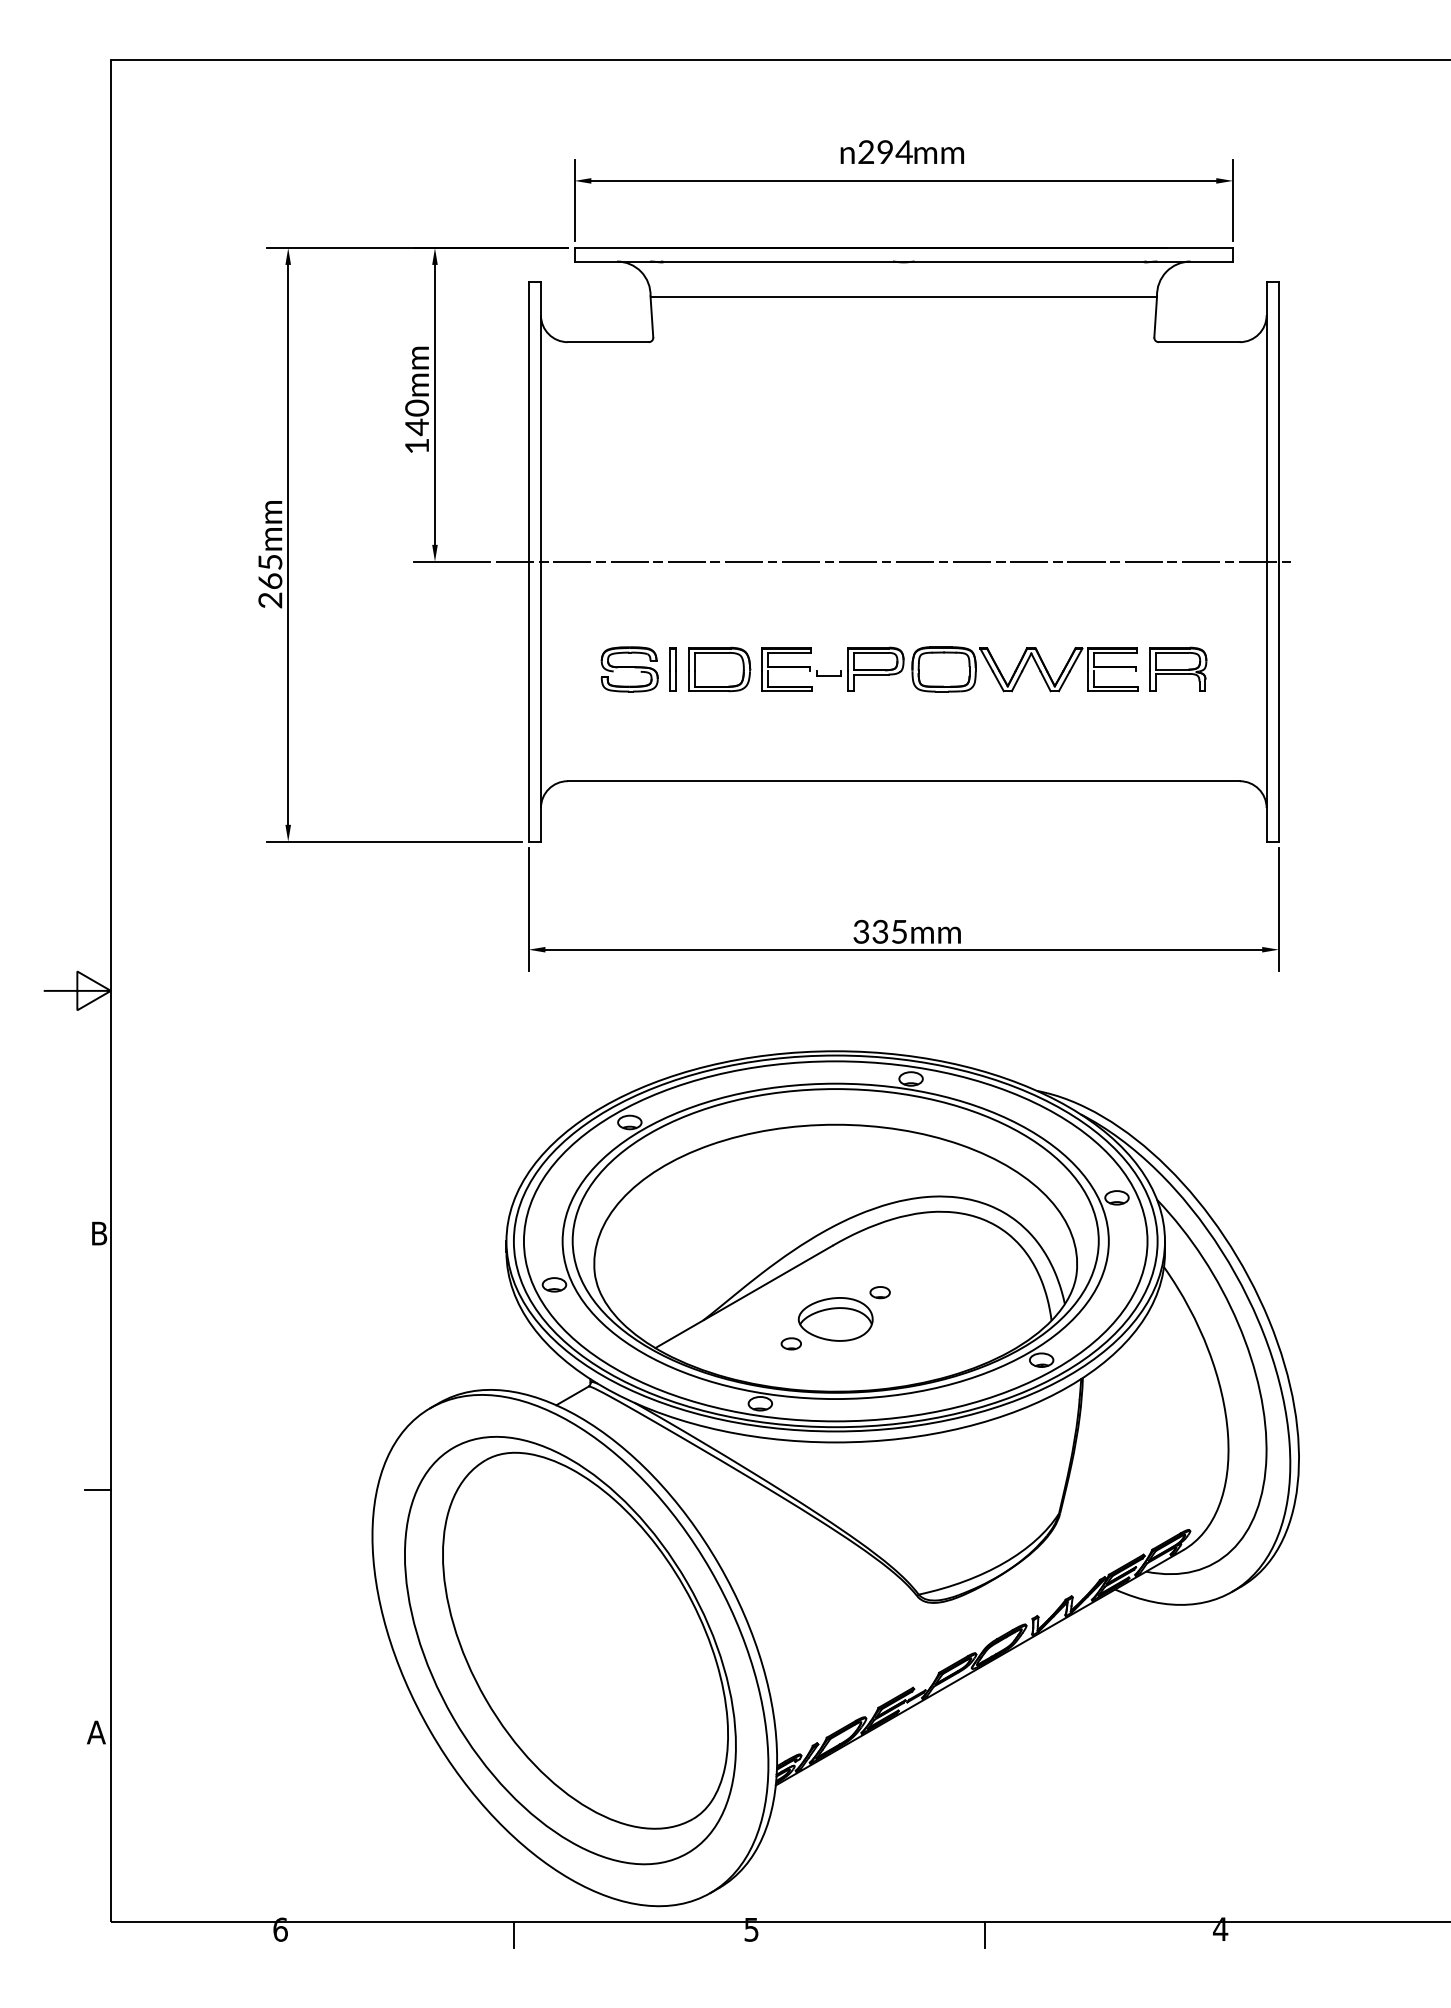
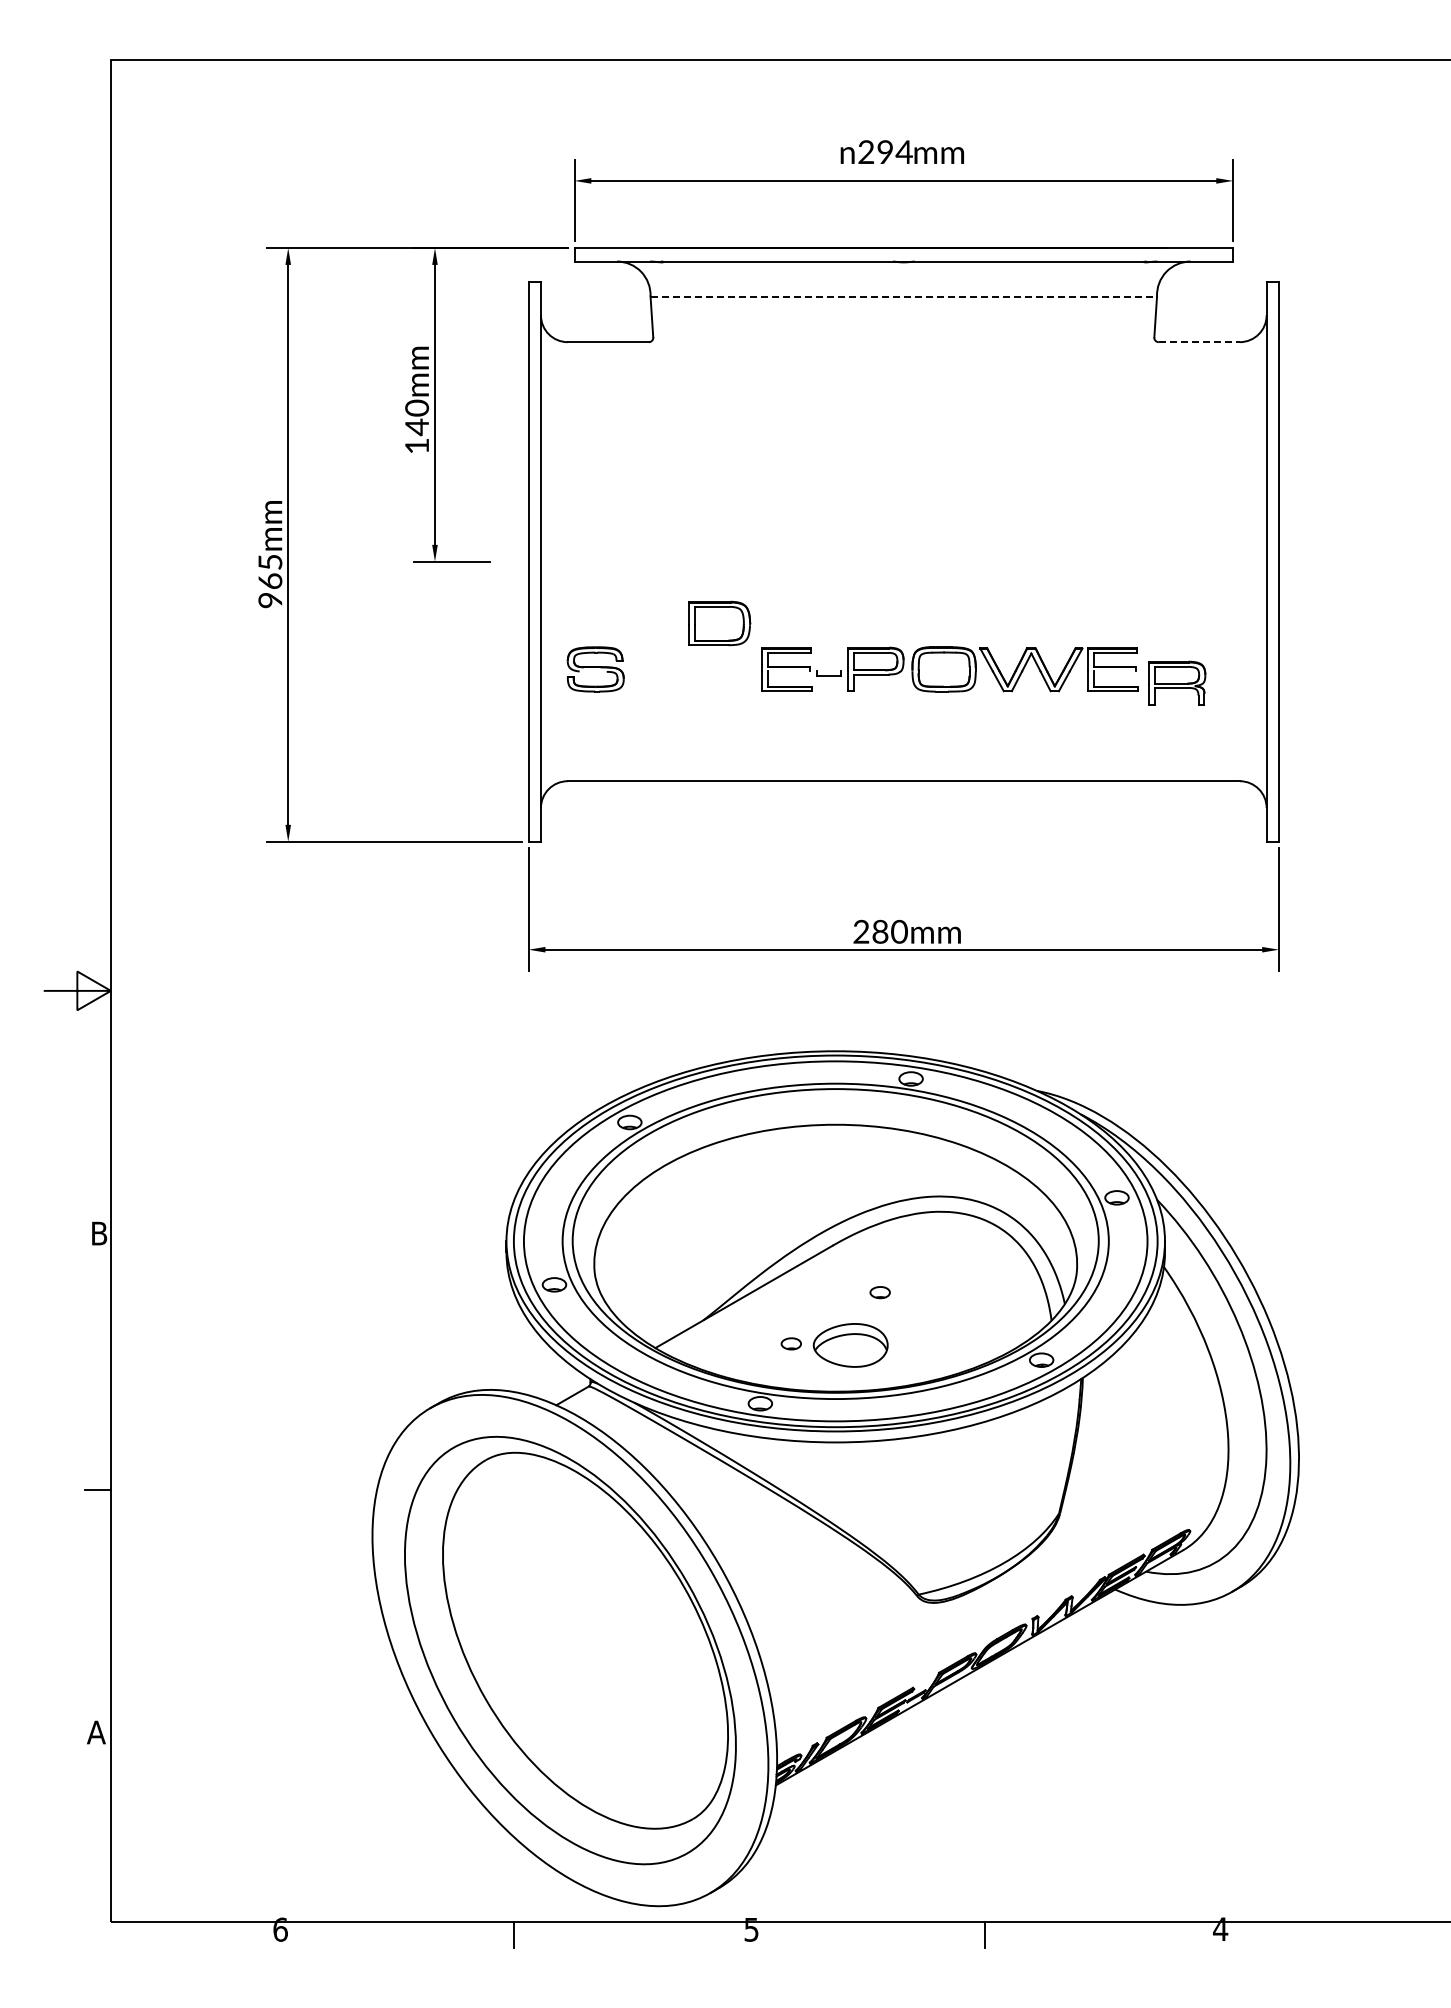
line: solid -> dashed (904, 296)
line: solid -> dashed (1199, 342)
line: present -> none (895, 561)
text: 265mm -> 965mm (270, 600)
part position: (1178, 668) -> (1177, 682) (1177, 682)
part position: (629, 669) -> (595, 669) (595, 669)
part: present -> none (672, 669)
part position: (719, 669) -> (719, 623) (719, 623)
text: 335mm -> 280mm (880, 931)
part position: (835, 1319) -> (850, 1345) (850, 1345)
